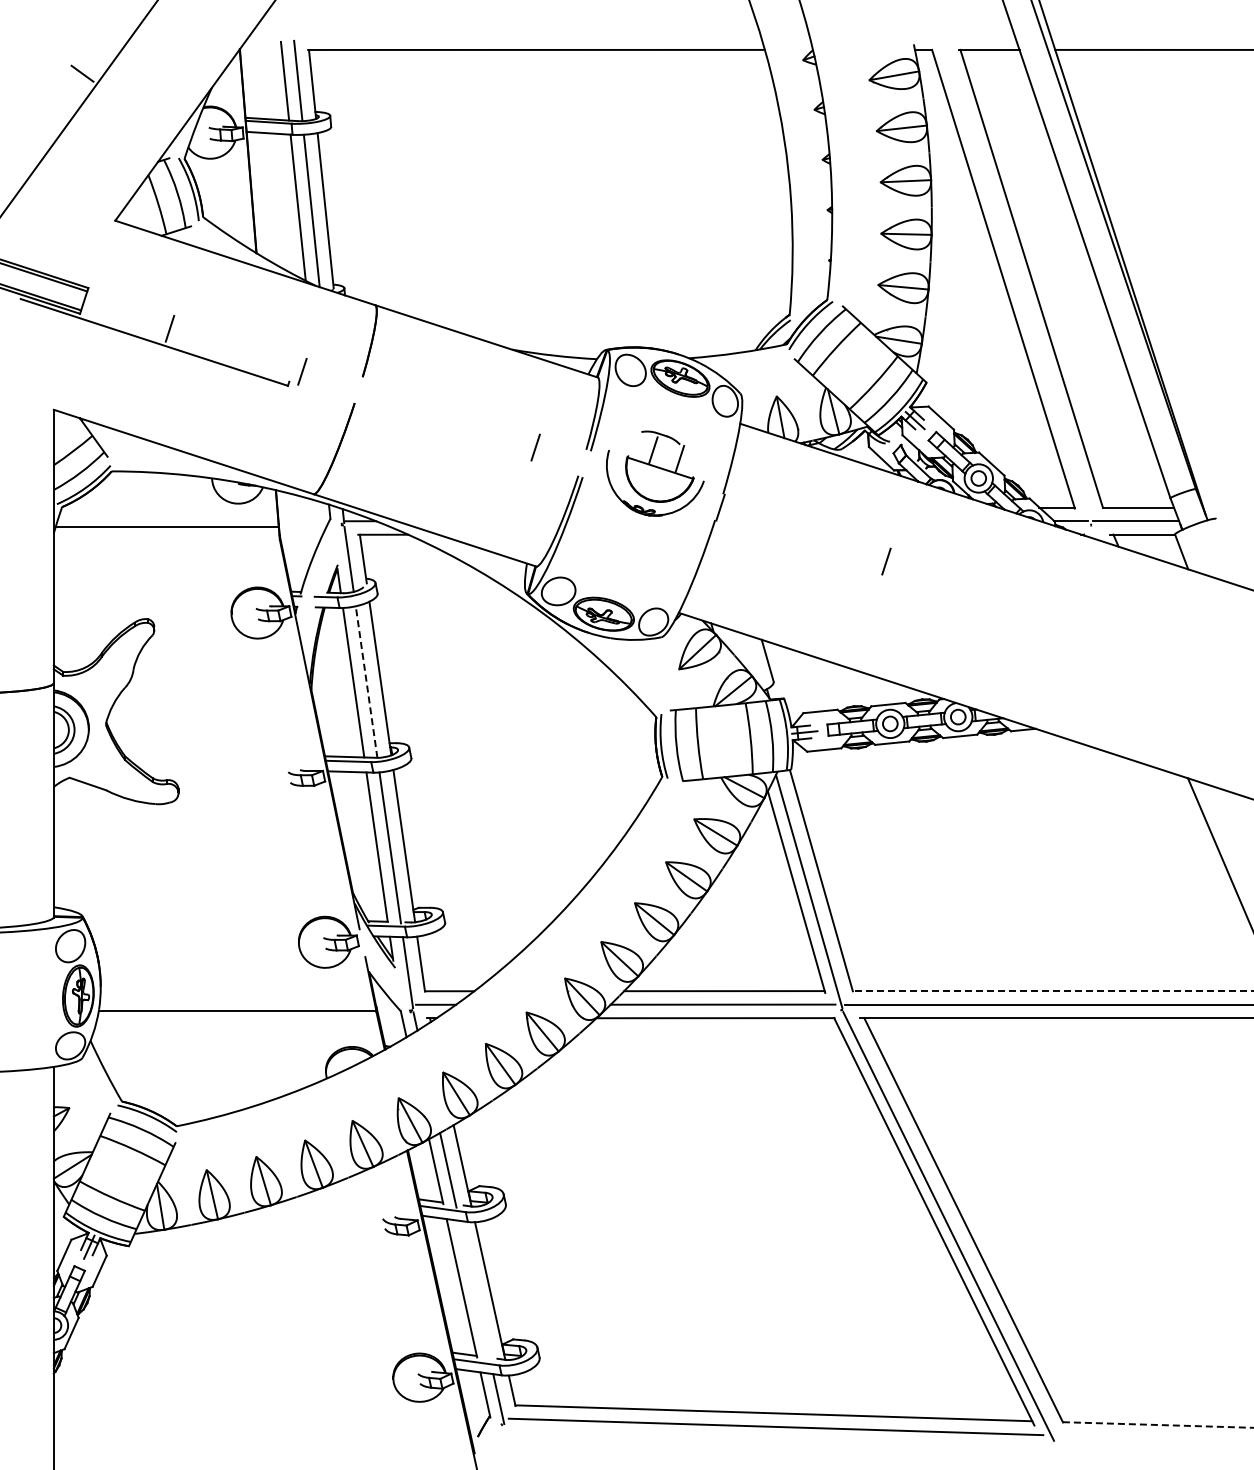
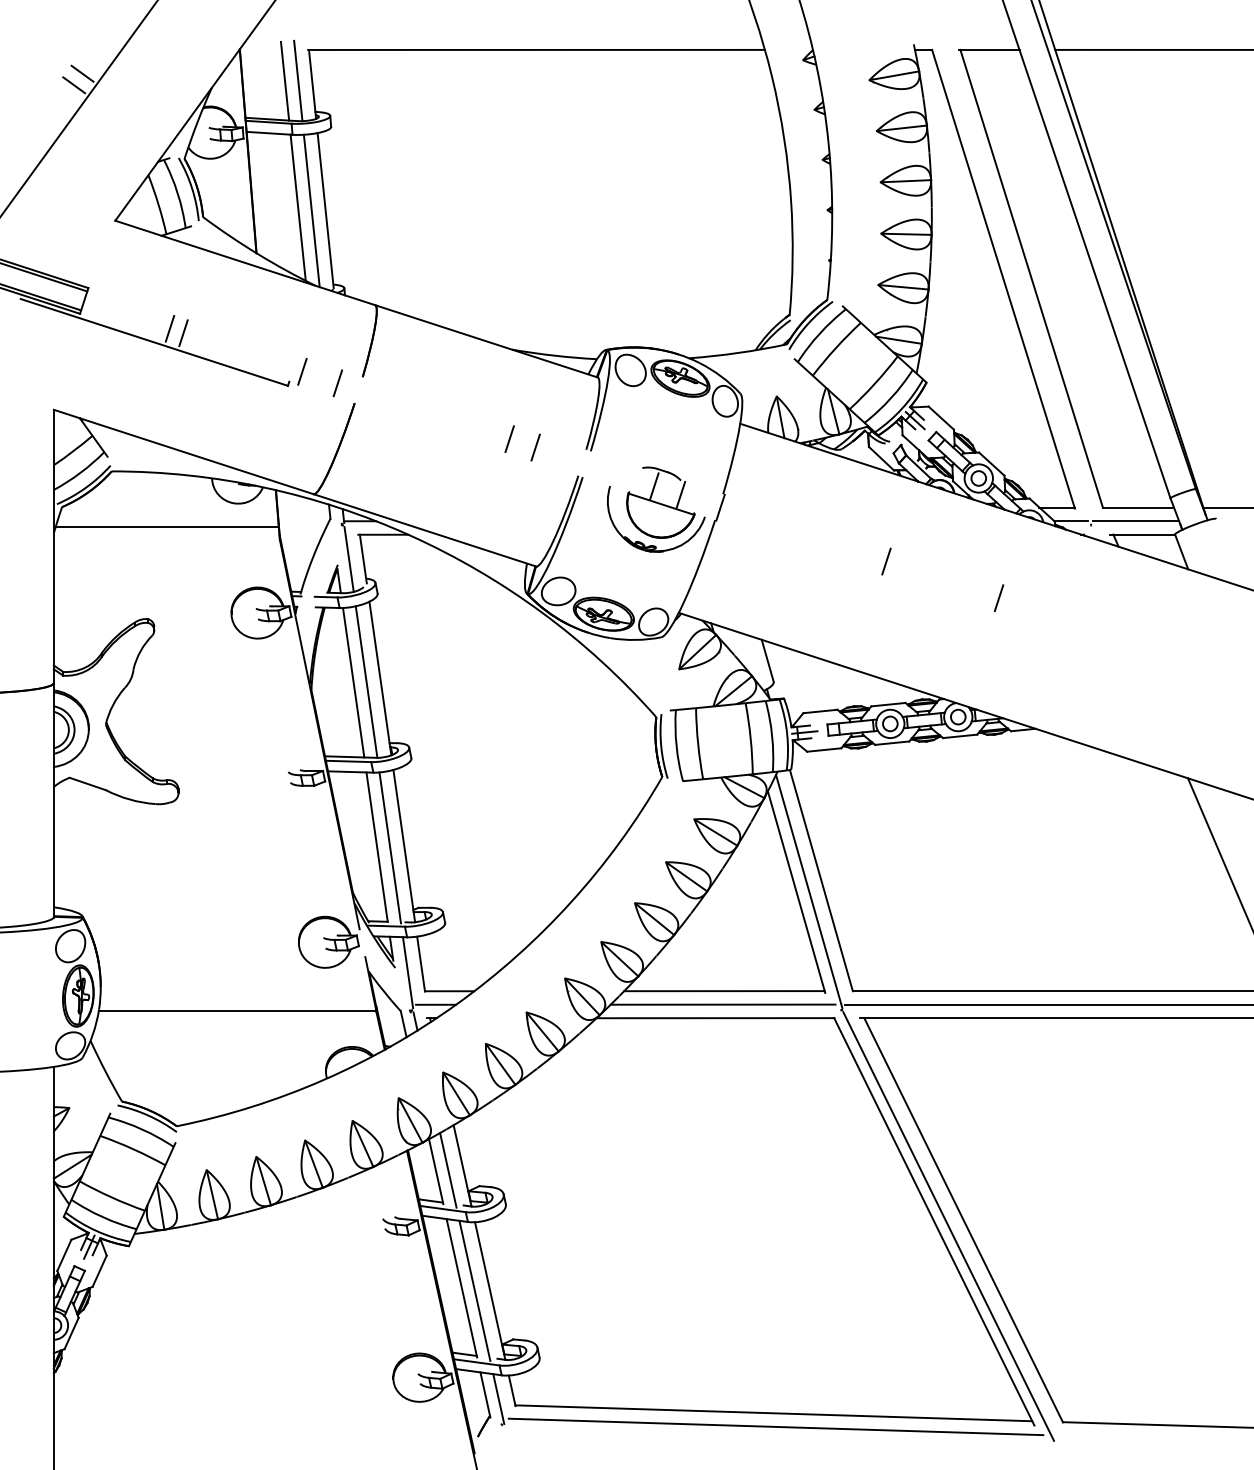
line: none -> present (74, 85)
line: none -> present (183, 333)
line: none -> present (337, 383)
line: none -> present (509, 439)
part position: (655, 473) -> (656, 509) (656, 509)
line: none -> present (1226, 507)
line: none -> present (998, 597)
line: dashed -> solid (366, 682)
line: dashed -> solid (1052, 991)
line: none -> present (474, 1290)
line: dashed -> solid (1158, 1425)
